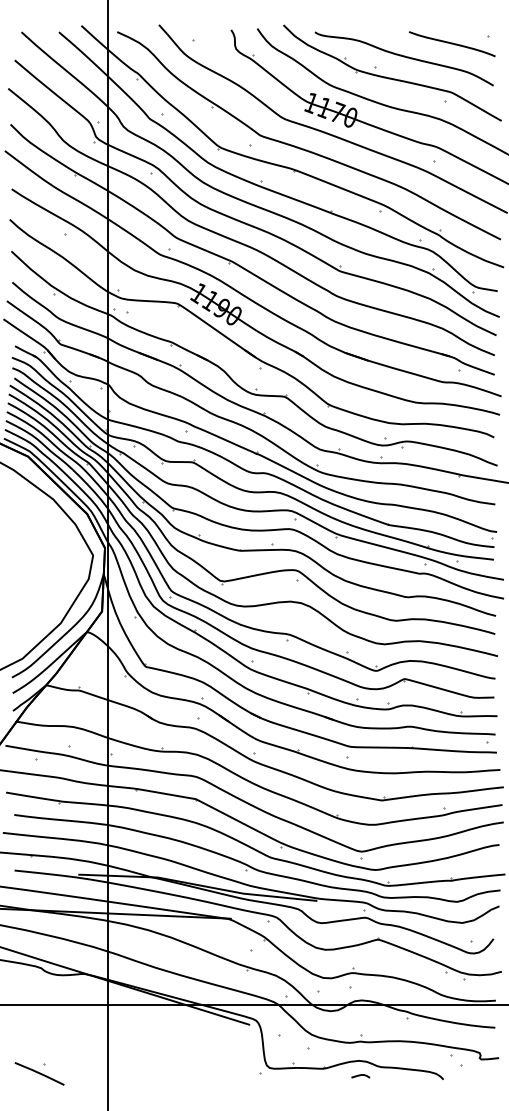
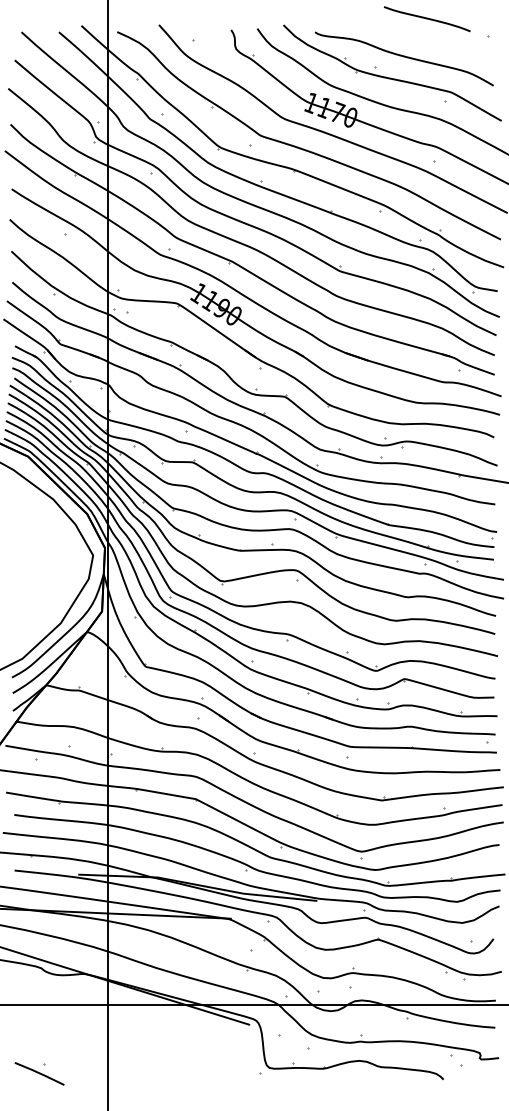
curve position: (452, 44) -> (427, 19) (427, 19)
curve: present -> none (360, 1076)
